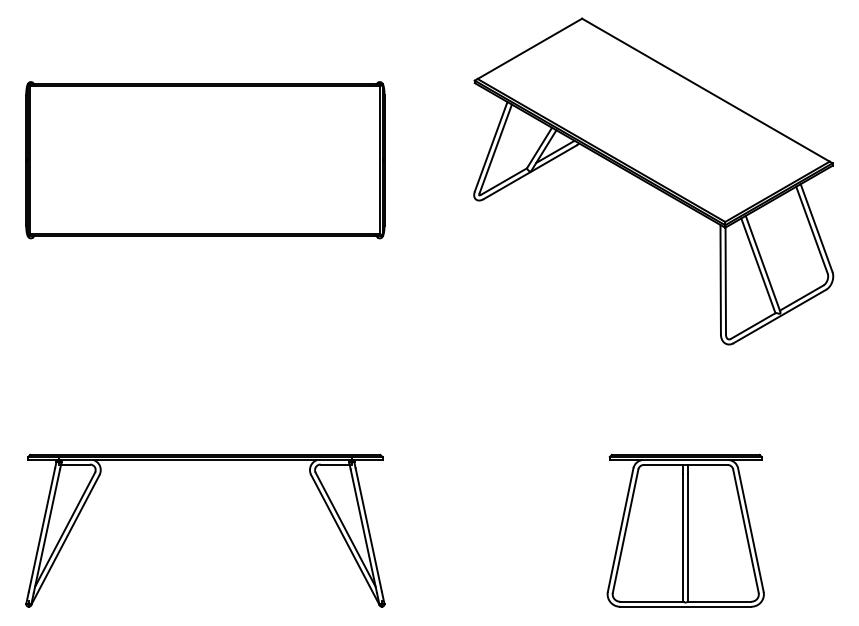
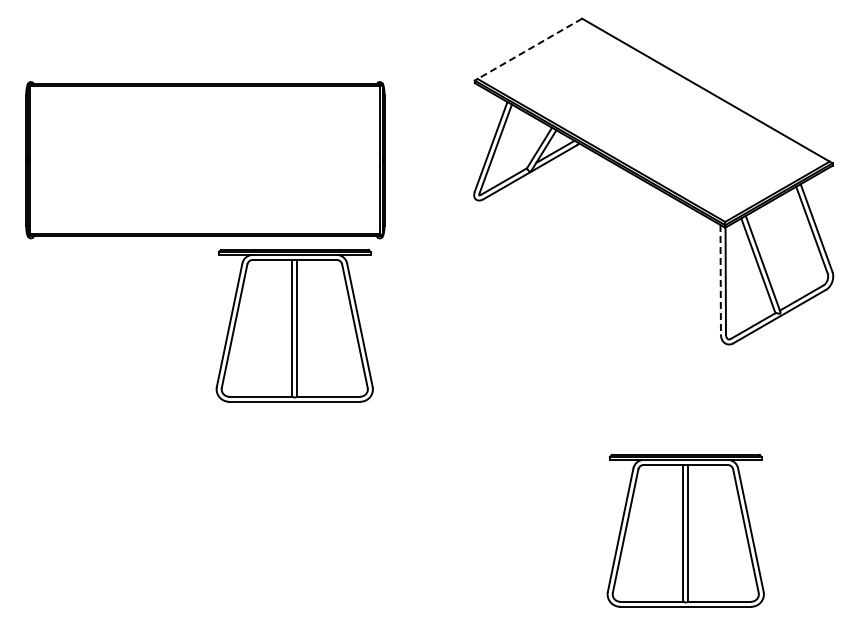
line: solid -> dashed (529, 49)
line: solid -> dashed (720, 279)
part: none -> present (294, 325)
part: present -> none (205, 460)
